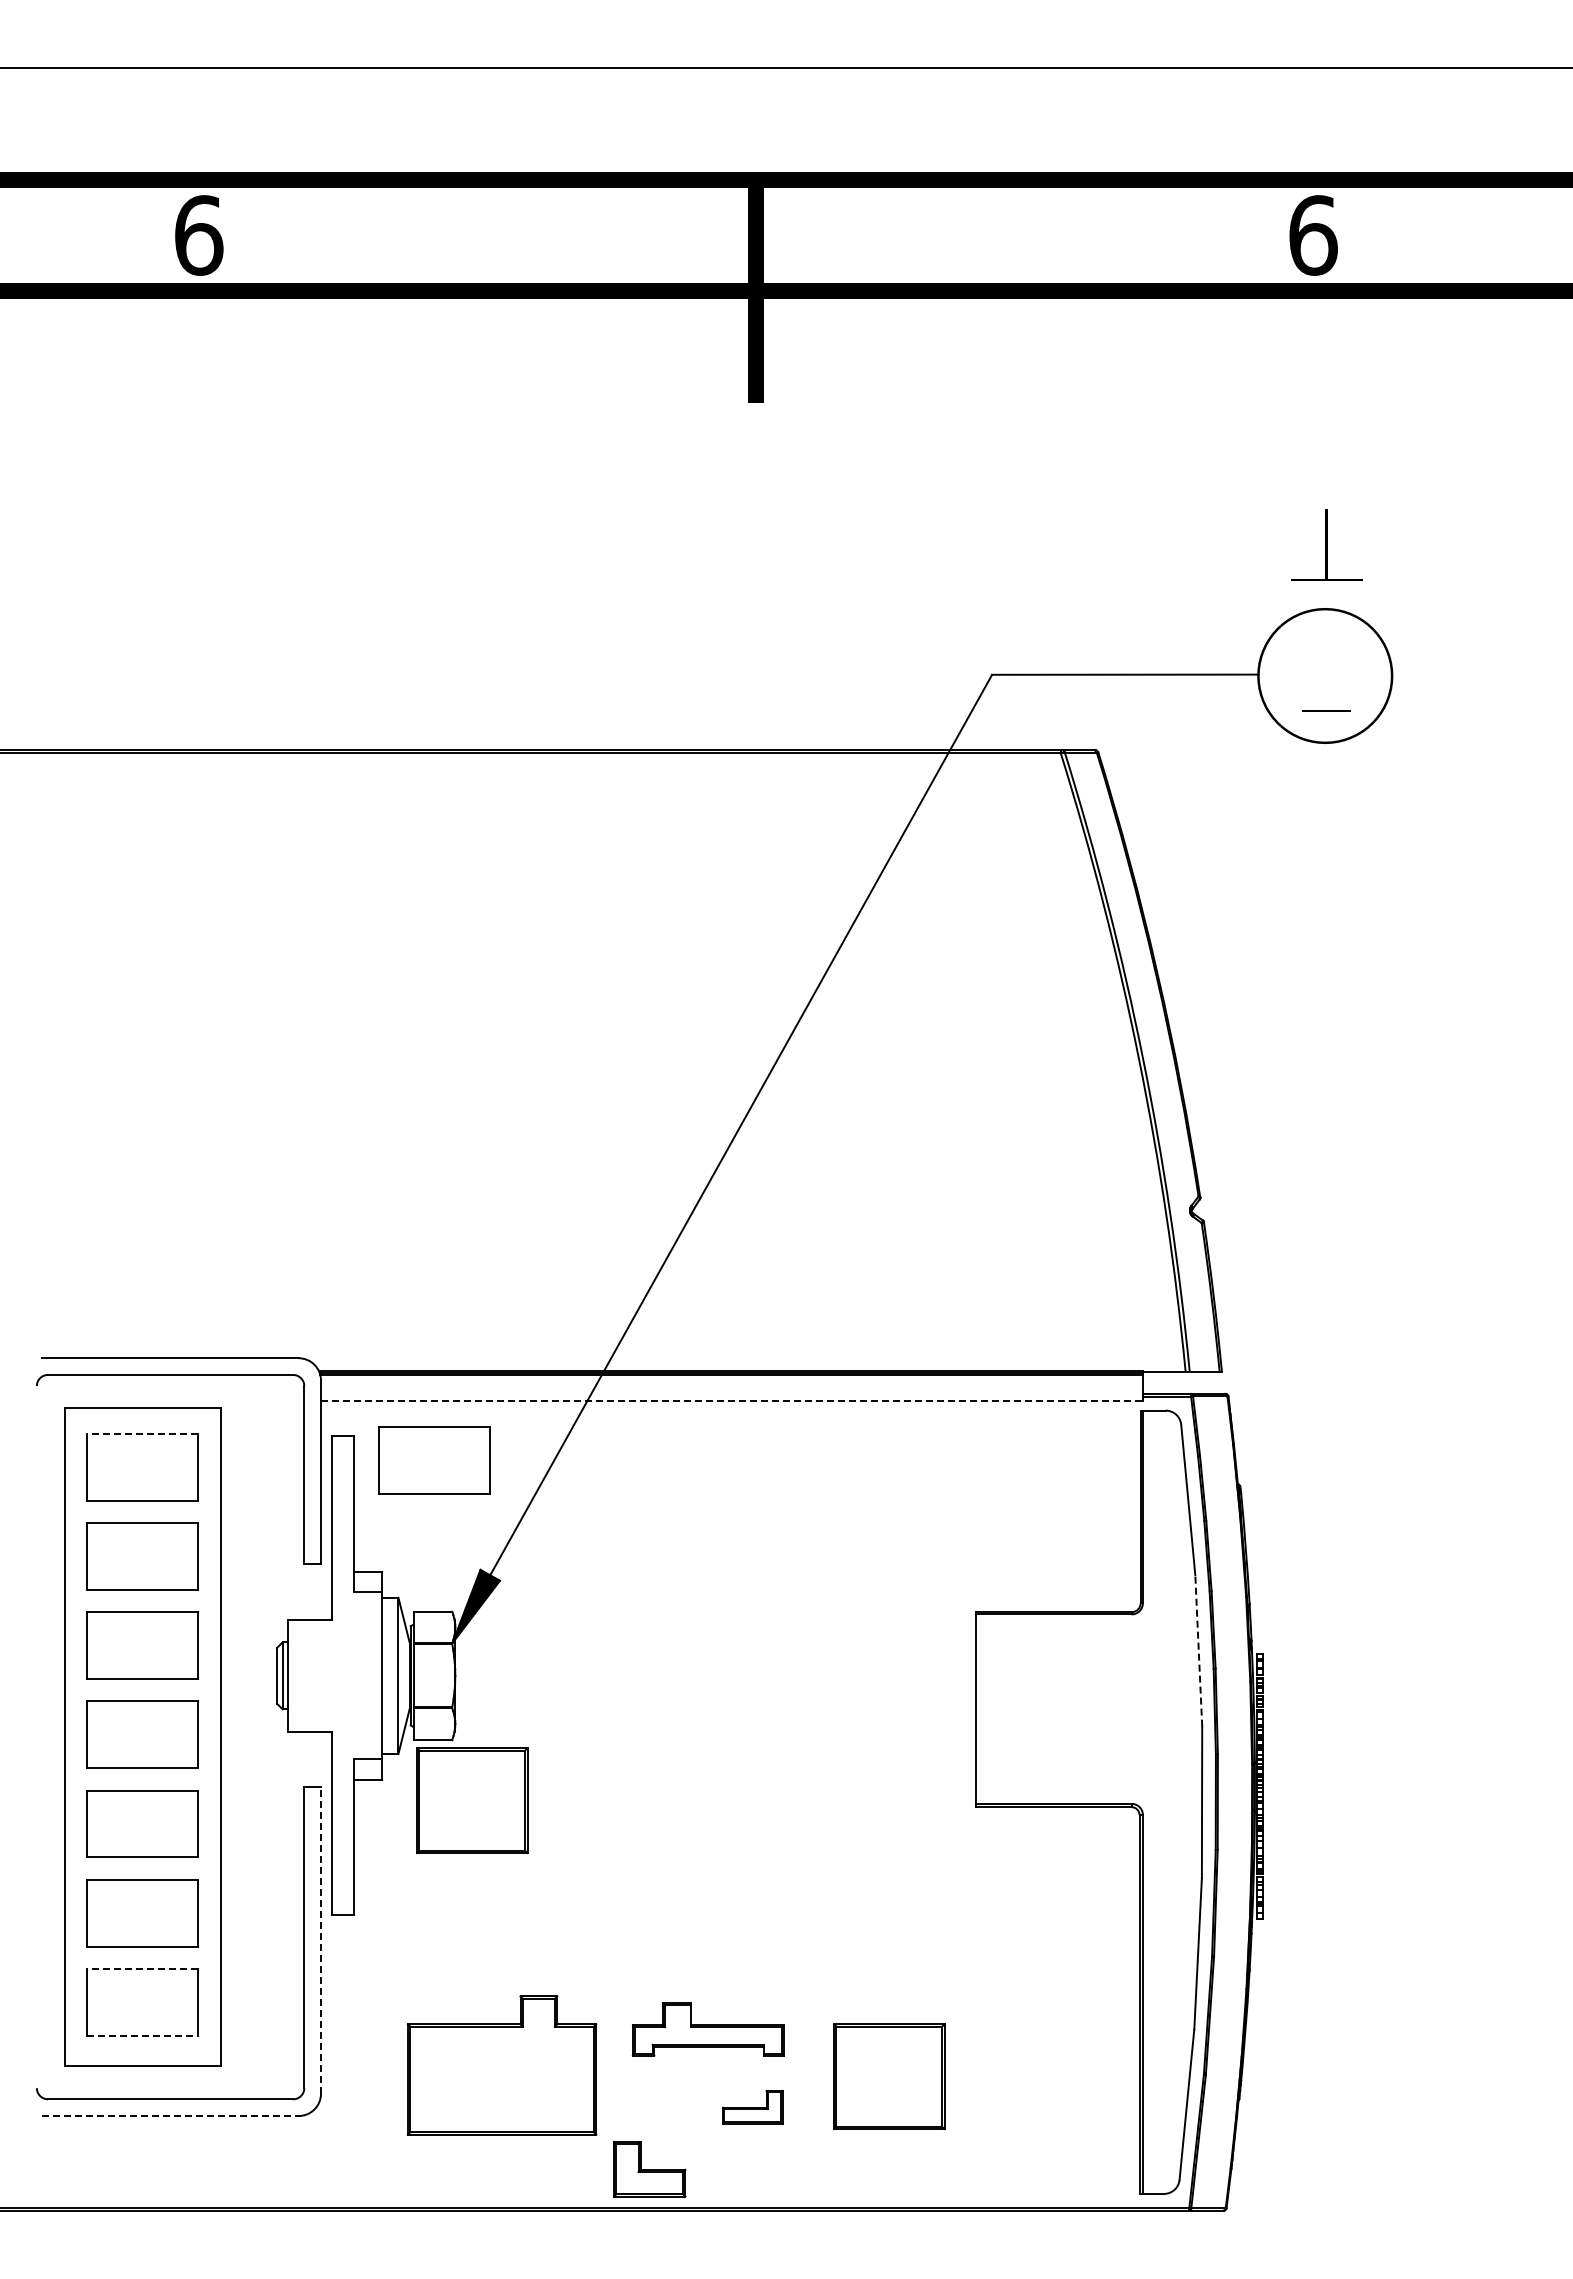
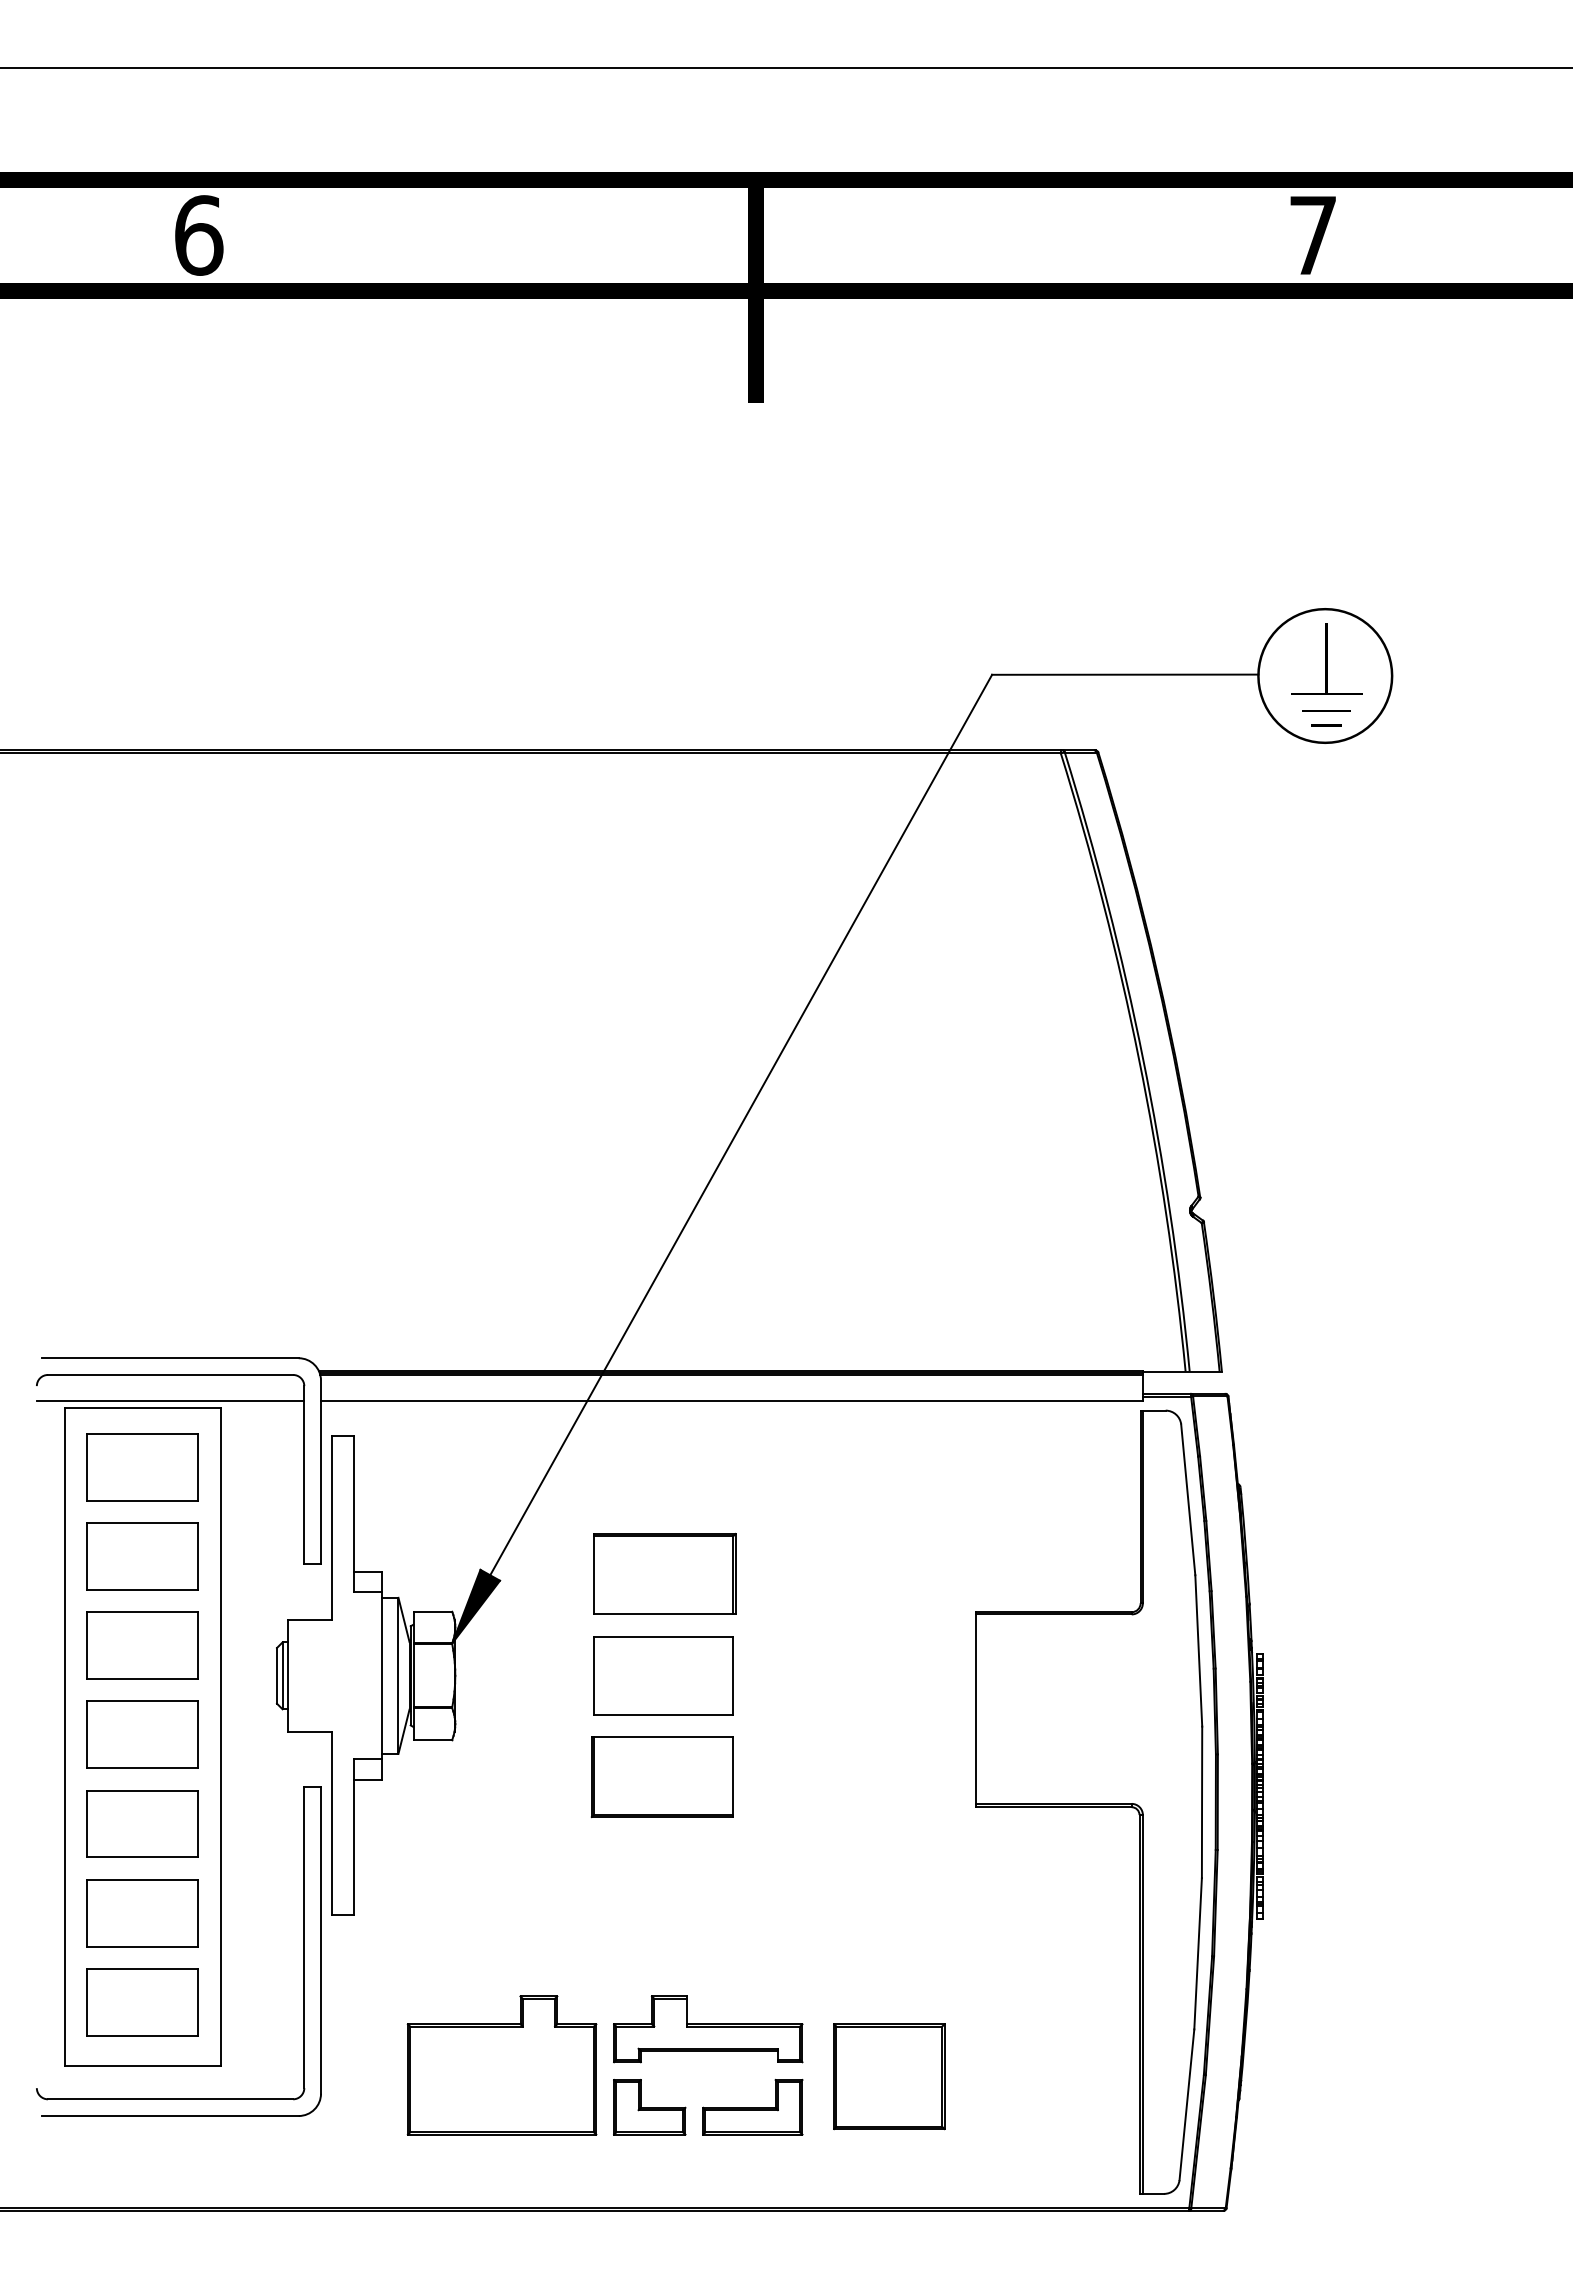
text: 6 -> 7 (1313, 235)
part position: (1326, 544) -> (1326, 658) (1326, 658)
line: none -> present (1326, 725)
line: none -> present (170, 1400)
line: dashed -> solid (731, 1400)
line: dashed -> solid (142, 1434)
part: present -> none (434, 1460)
part: none -> present (664, 1573)
line: dashed -> solid (1198, 1650)
part: none -> present (663, 1675)
part: none -> present (661, 1777)
part: present -> none (472, 1800)
line: dashed -> solid (321, 1940)
line: dashed -> solid (142, 1968)
part size: 154x55 px -> 191x69 px (708, 2029)
line: dashed -> solid (142, 2035)
part size: 62x35 px -> 102x57 px (752, 2107)
line: dashed -> solid (171, 2116)
part position: (649, 2169) -> (649, 2107) (649, 2107)
